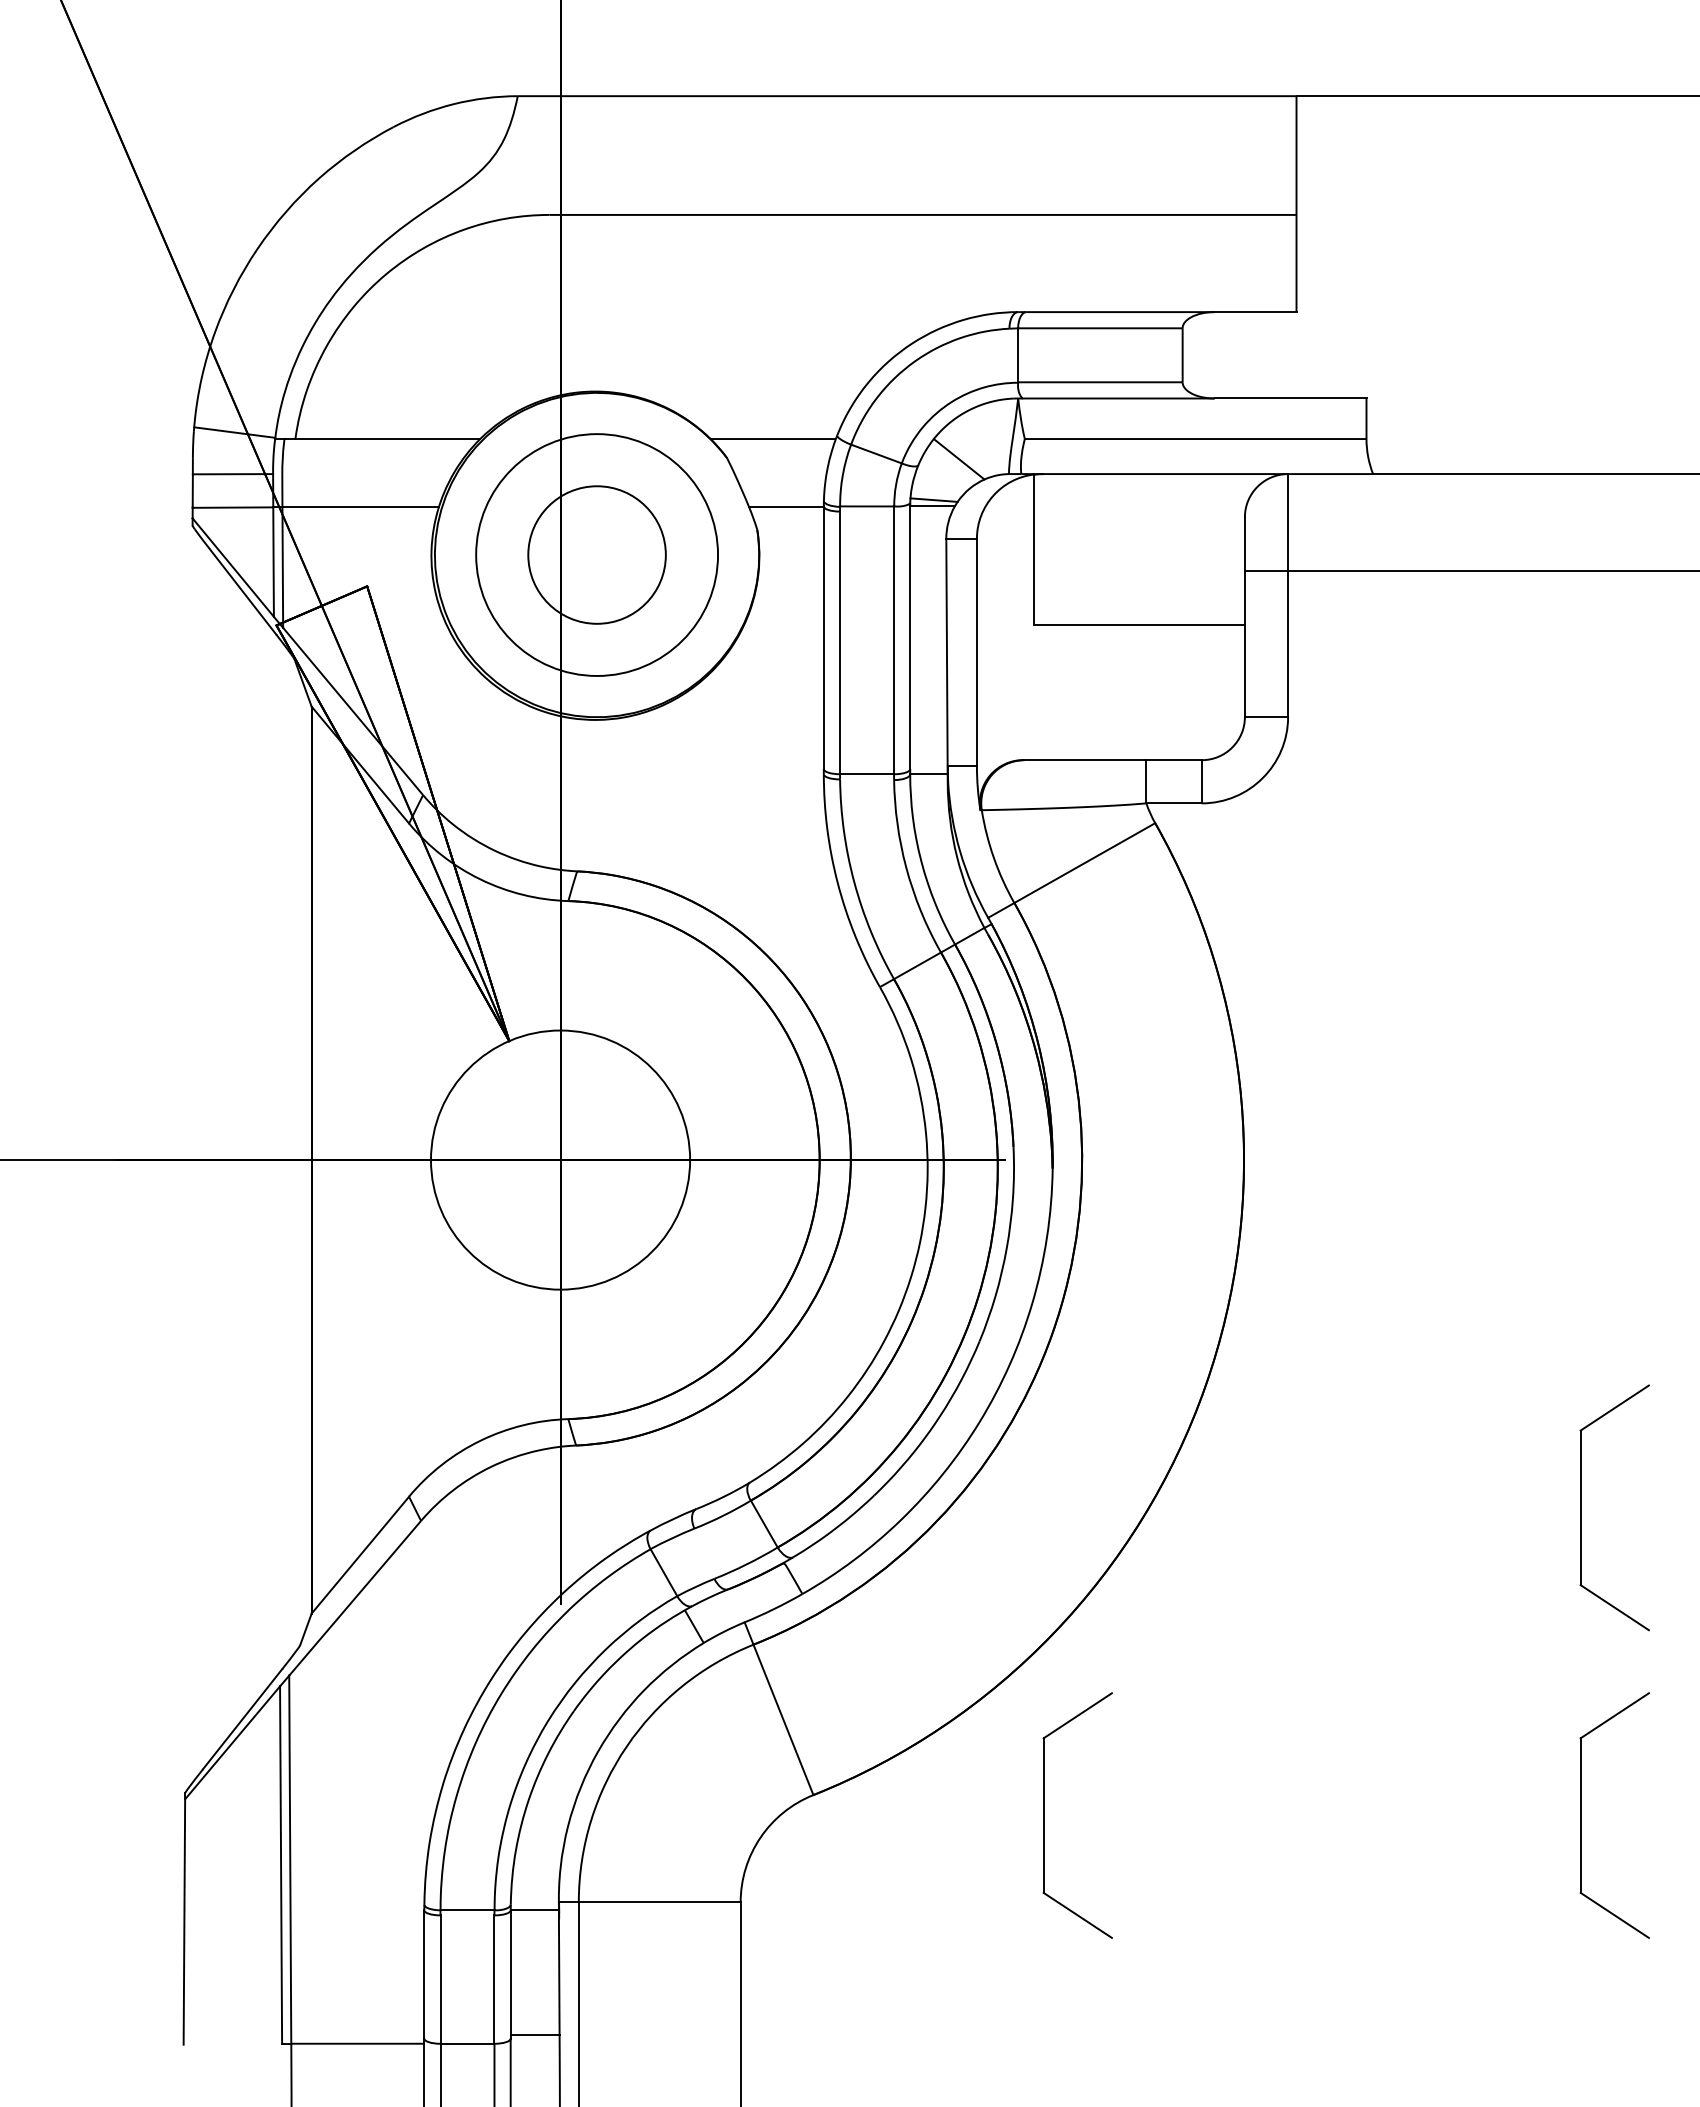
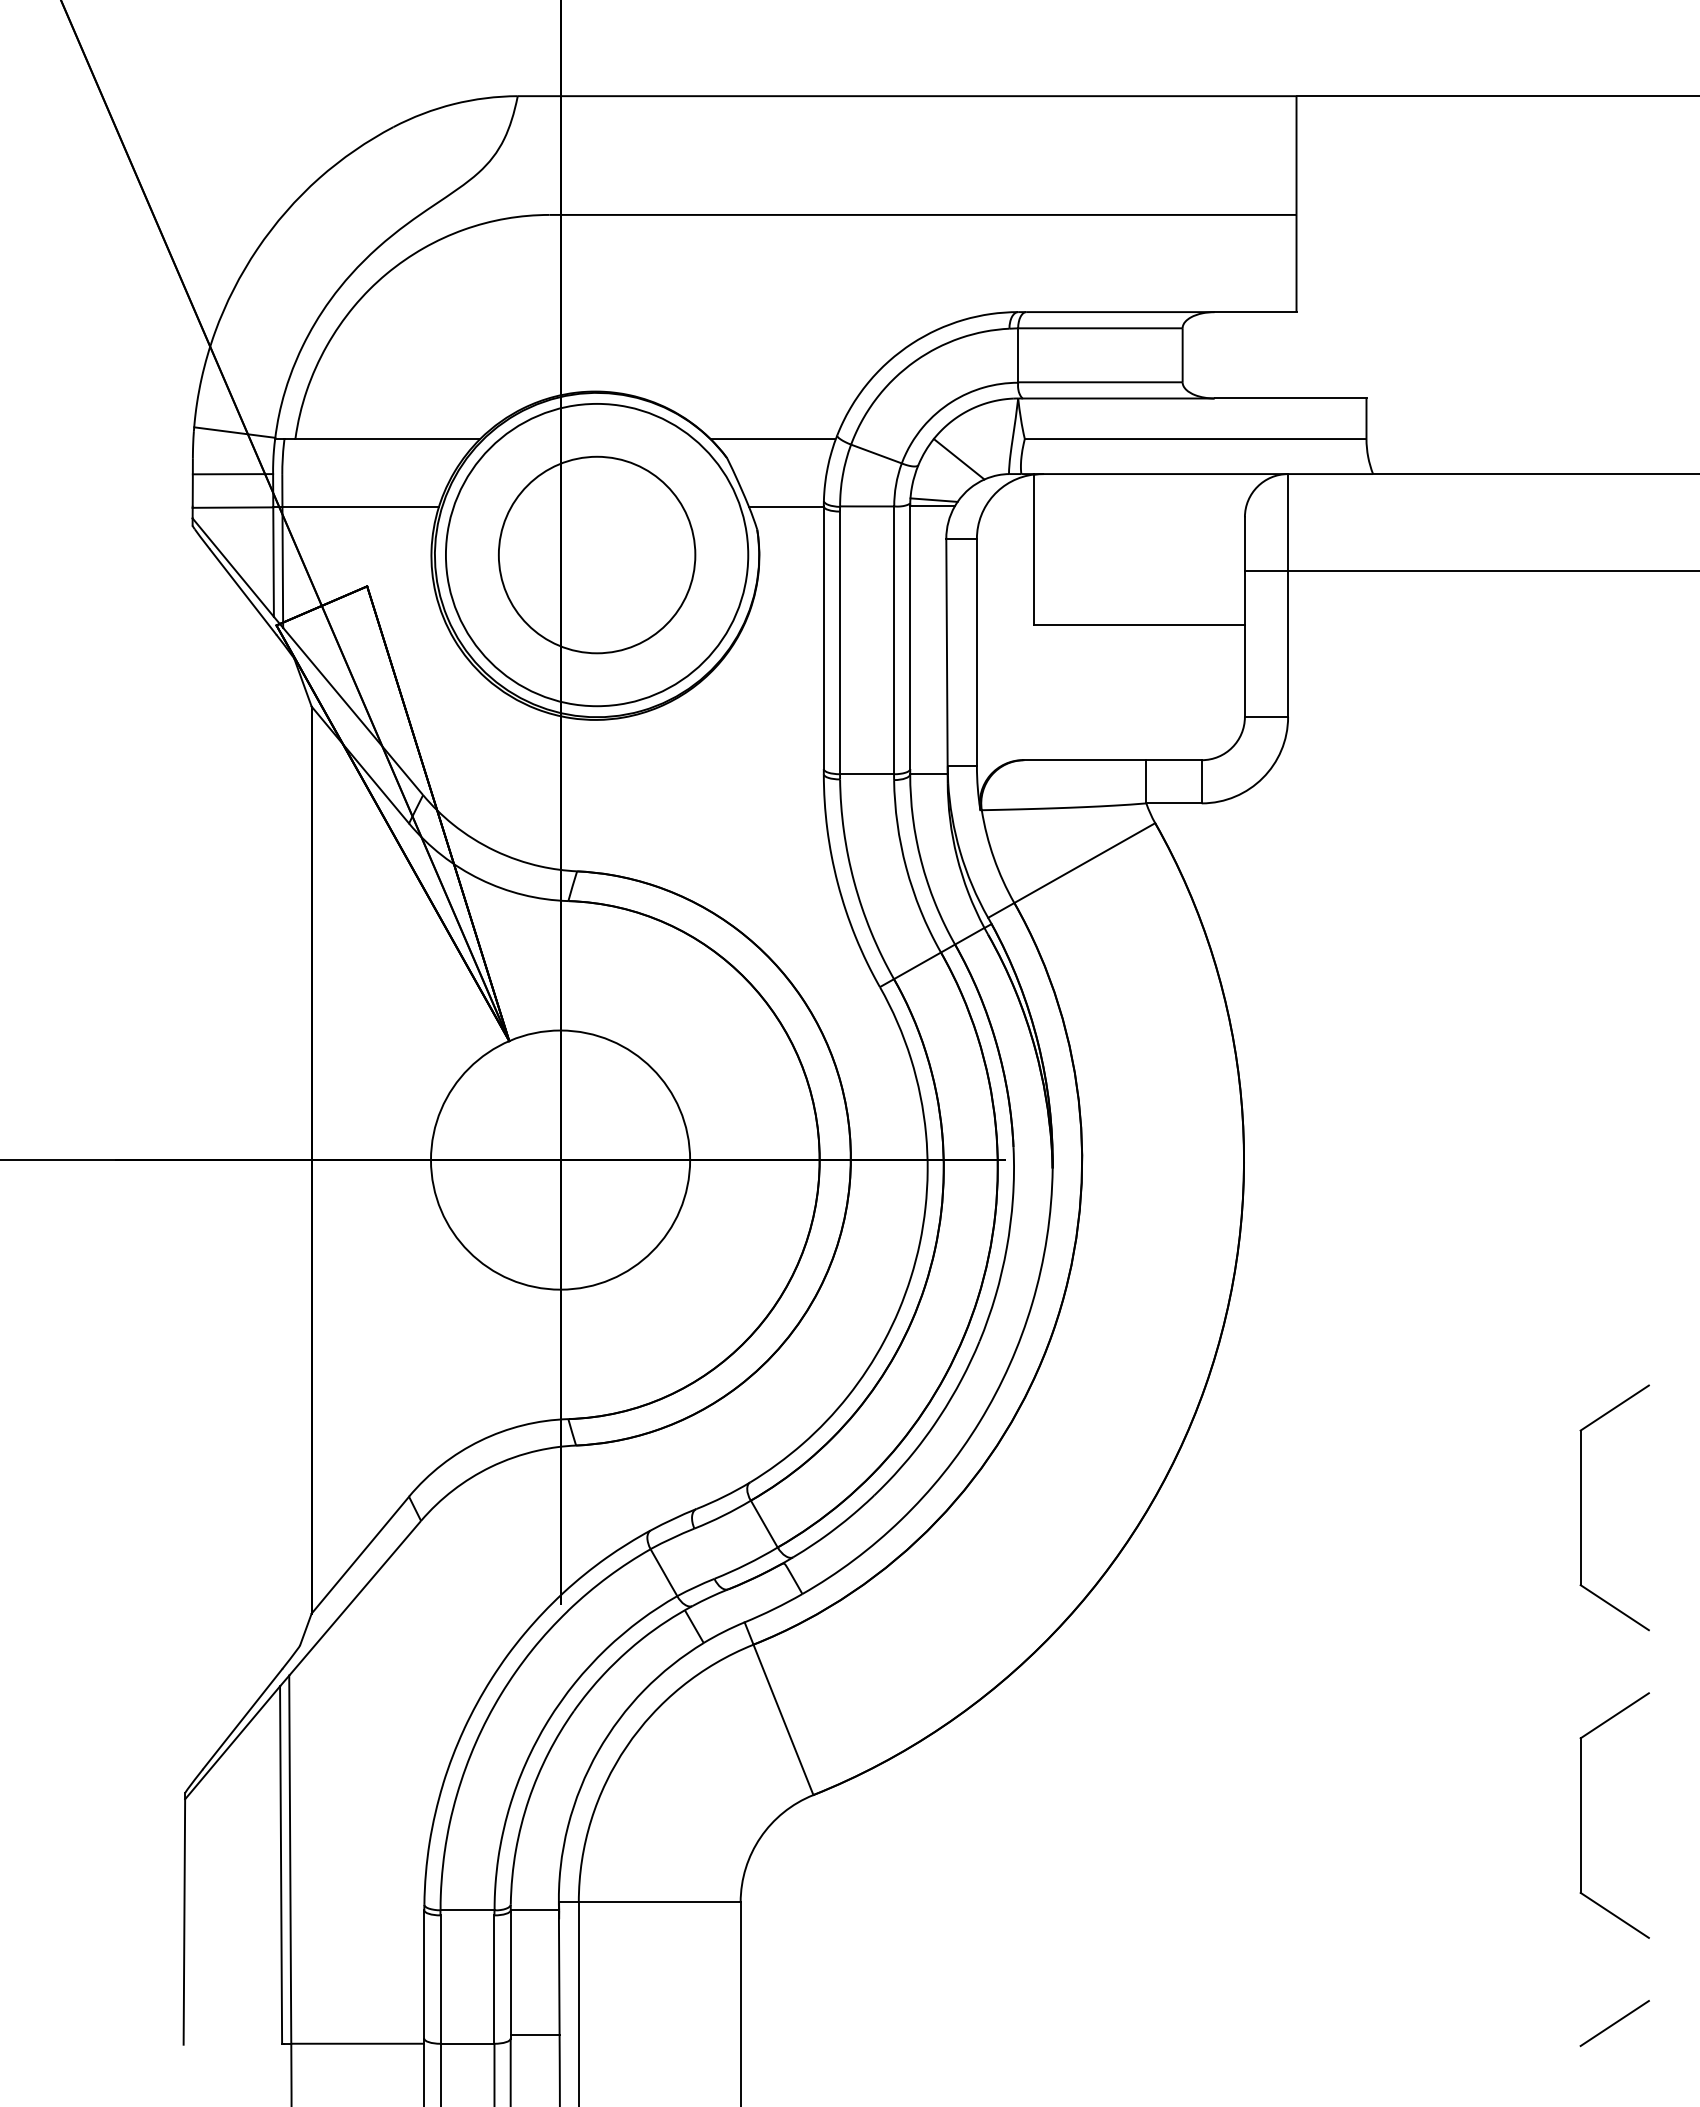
circle diameter: 138 px -> 197 px (596, 554)
circle diameter: 242 px -> 302 px (596, 554)
part: present -> none (1044, 1815)
line: none -> present (1614, 2023)
